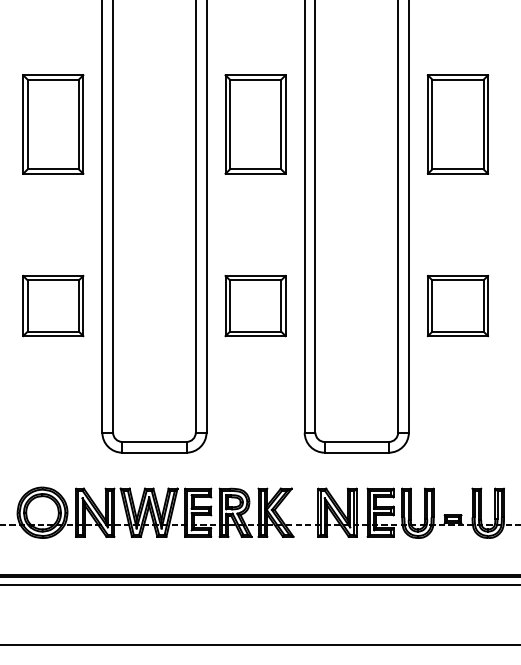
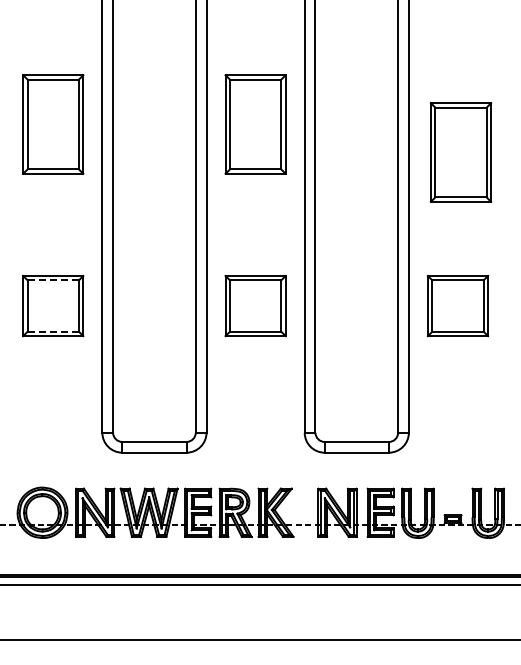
part position: (457, 124) -> (460, 152) (460, 152)
line: solid -> dashed (53, 280)
line: solid -> dashed (53, 331)
line position: (259, 645) -> (259, 640) (259, 640)
